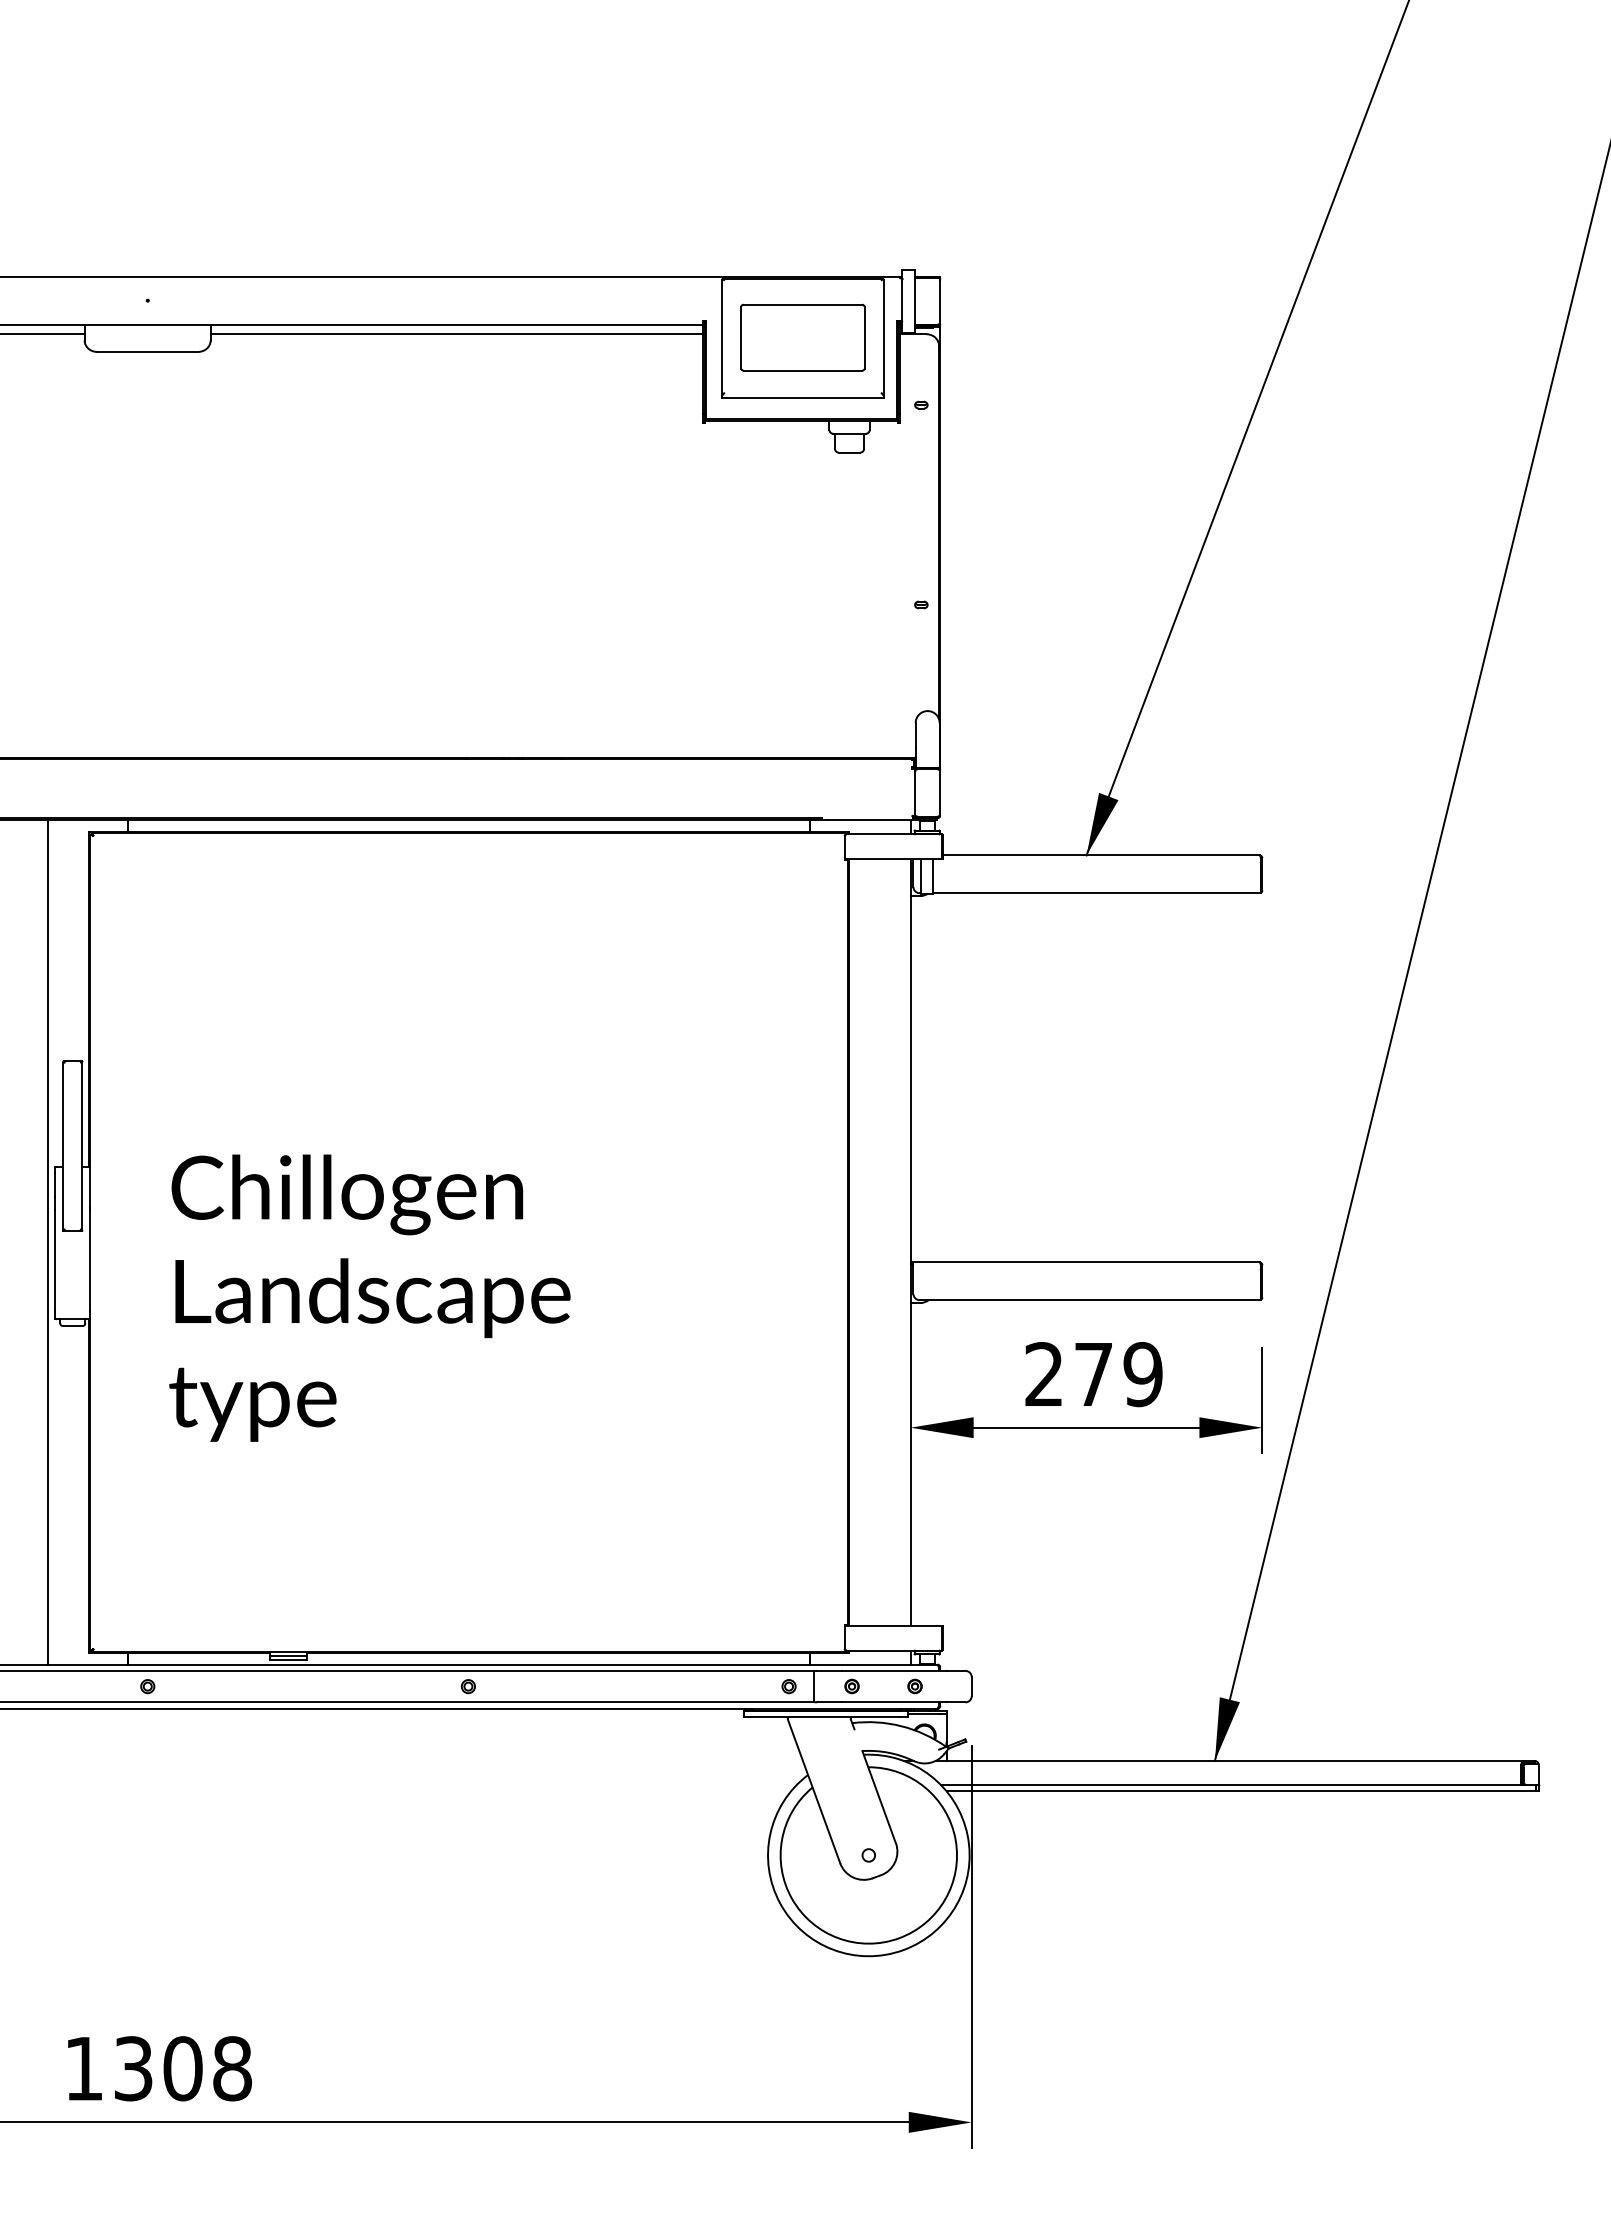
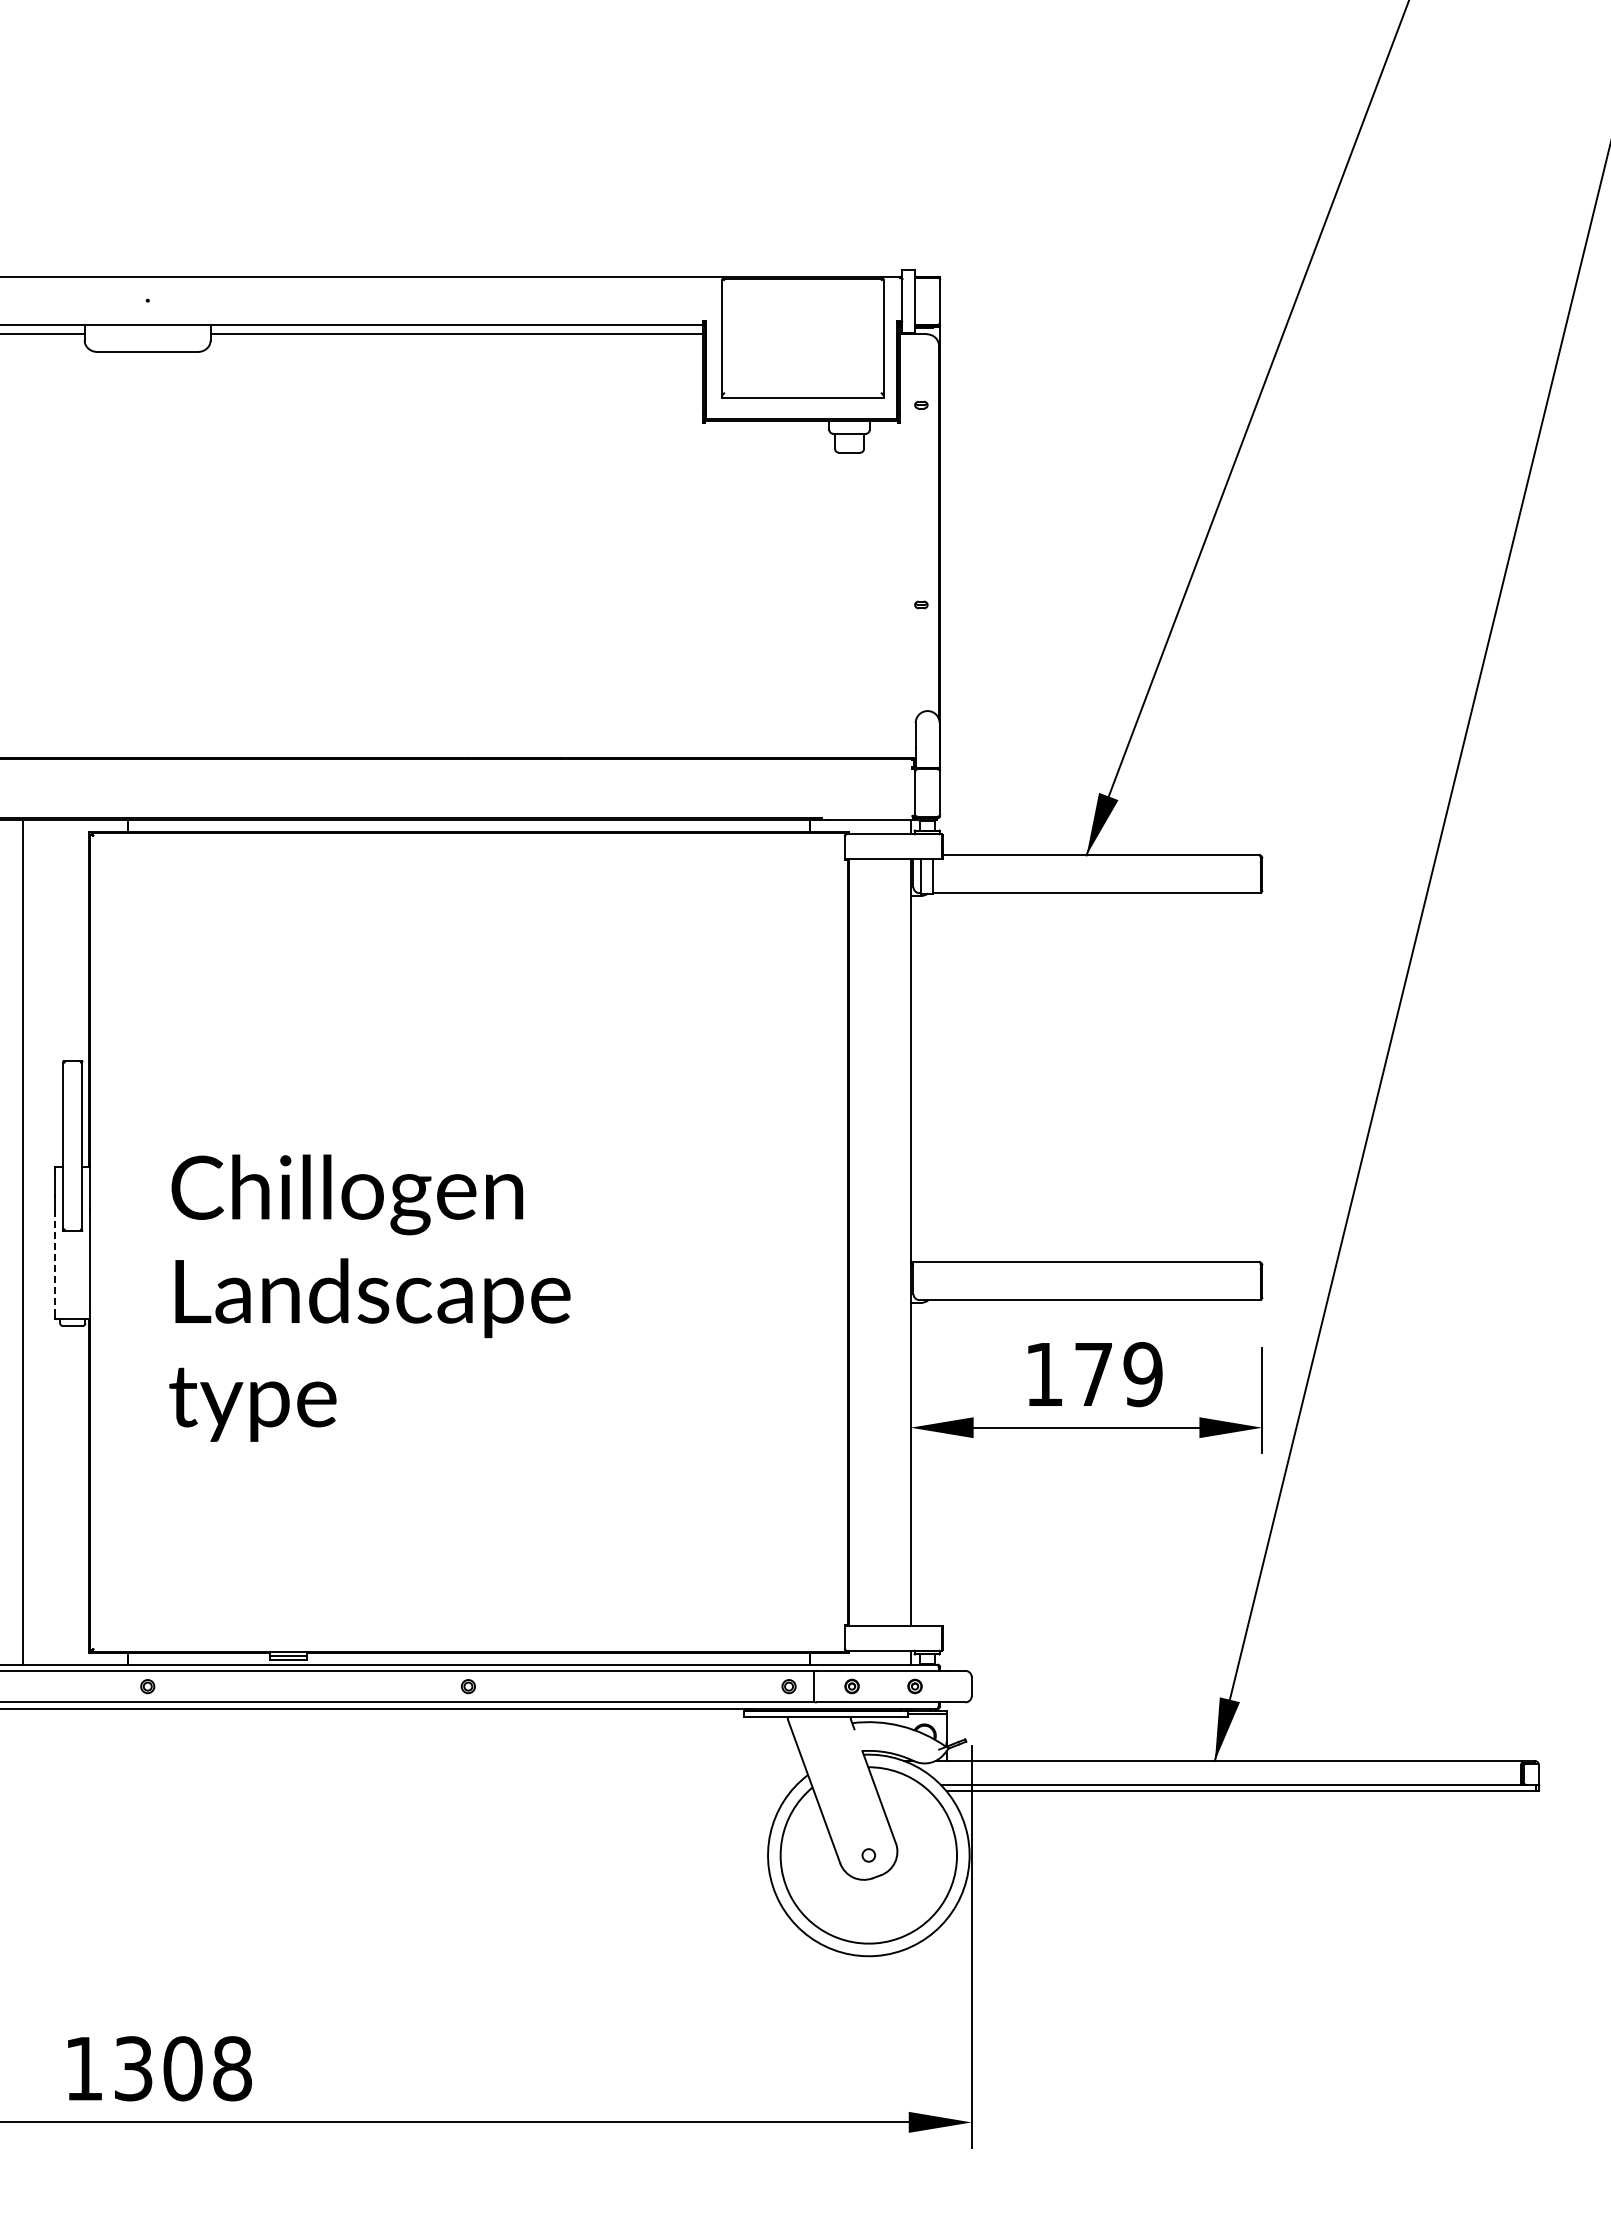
part: present -> none (802, 337)
line position: (48, 1242) -> (23, 1242) (23, 1242)
line: solid -> dashed (55, 1260)
text: 279 -> 179 (1043, 1373)
